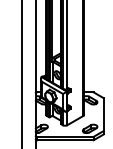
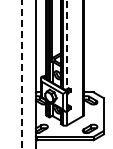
line: solid -> dashed (67, 45)
line: solid -> dashed (21, 74)
